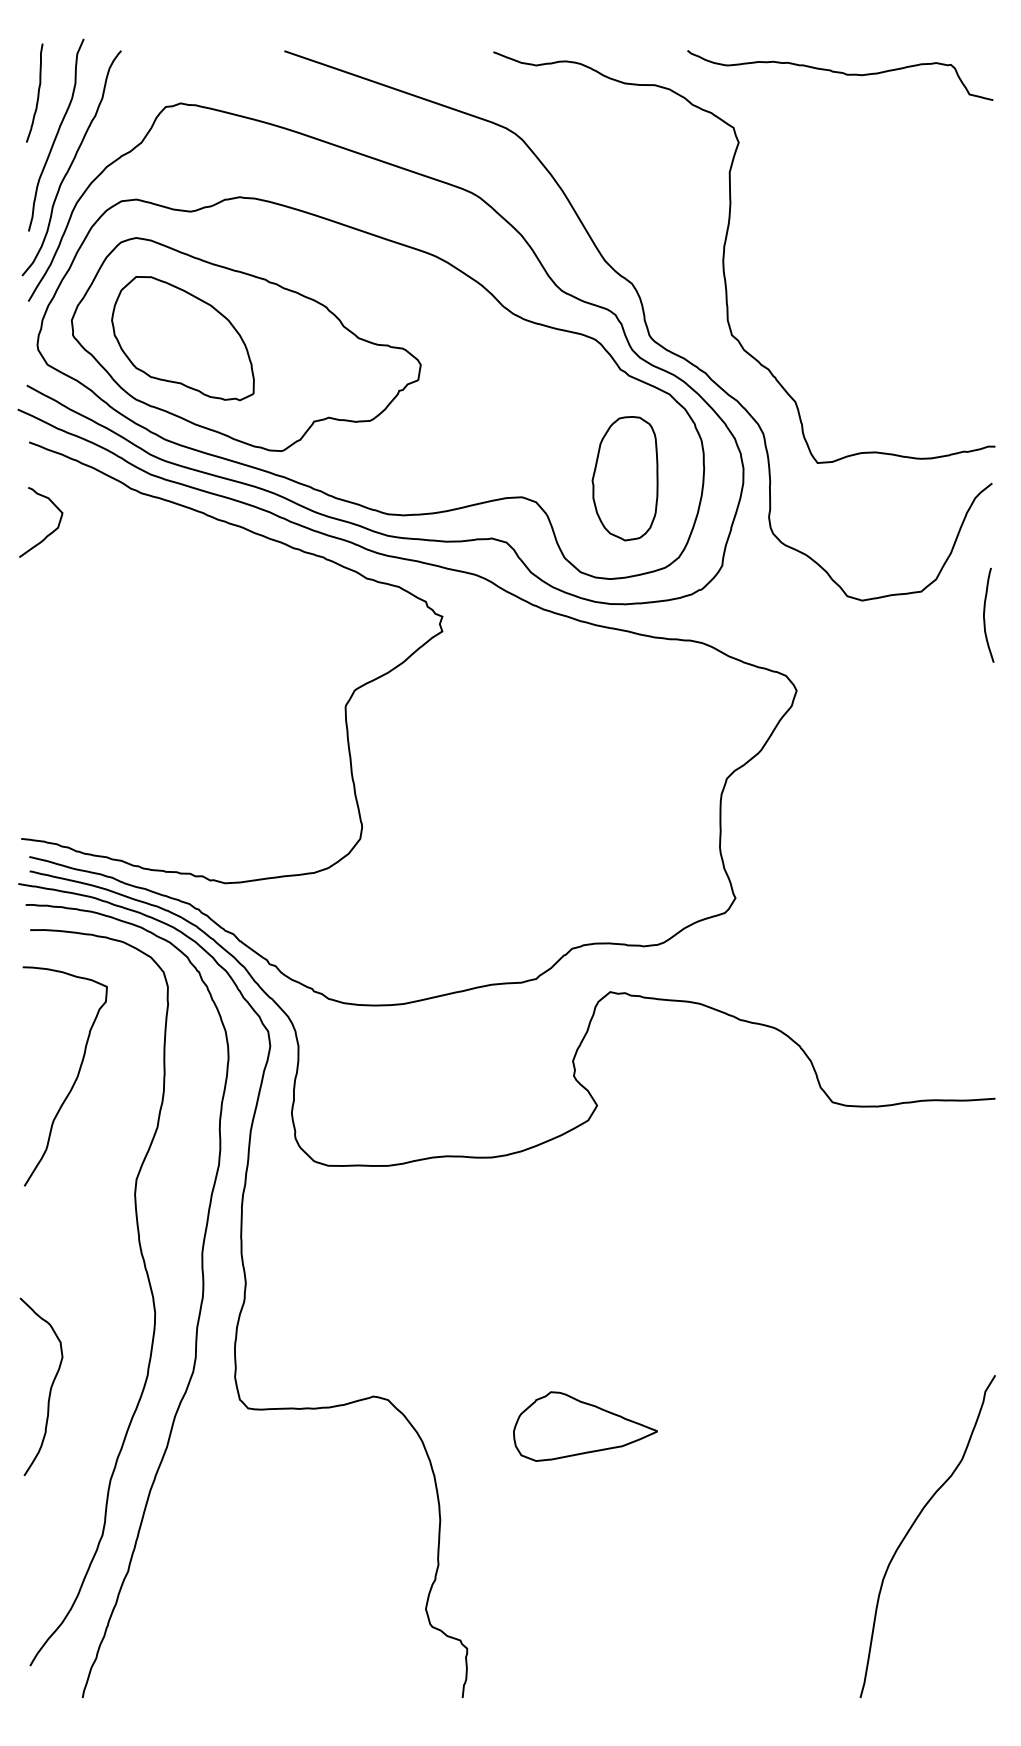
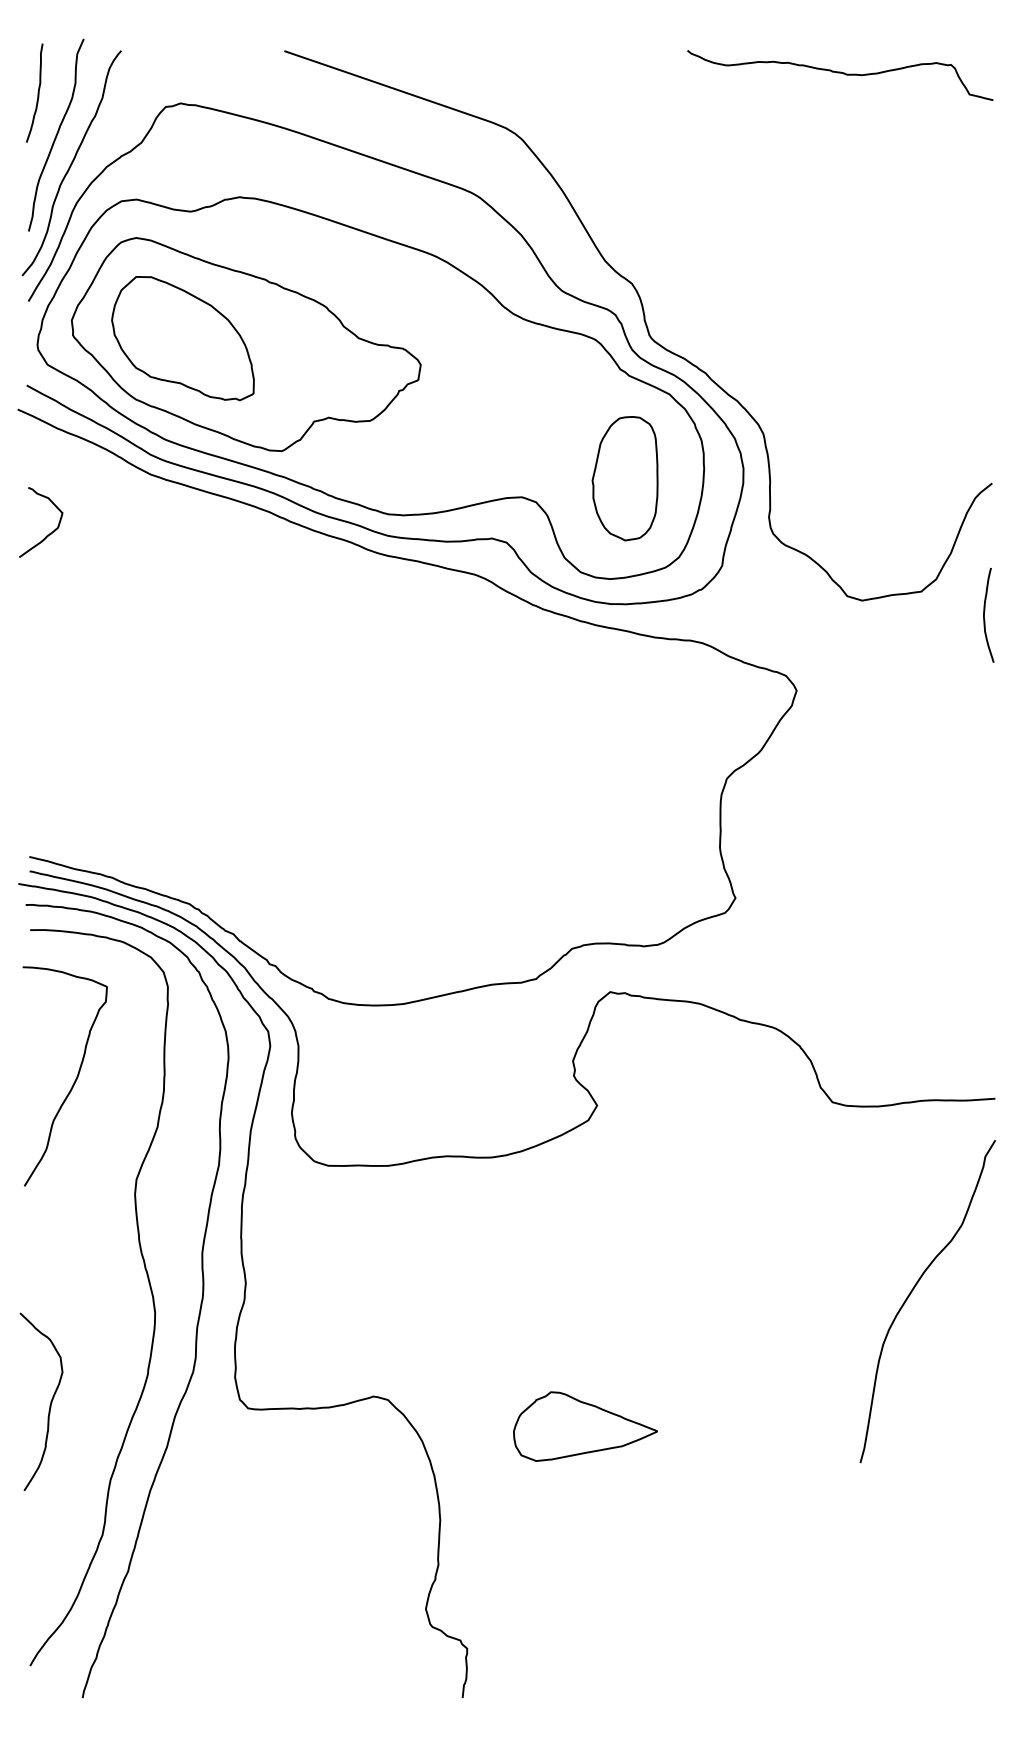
curve: present -> none (724, 257)
curve: present -> none (344, 706)
curve position: (49, 1390) -> (49, 1405) (49, 1405)
curve position: (912, 1527) -> (912, 1292) (912, 1292)
